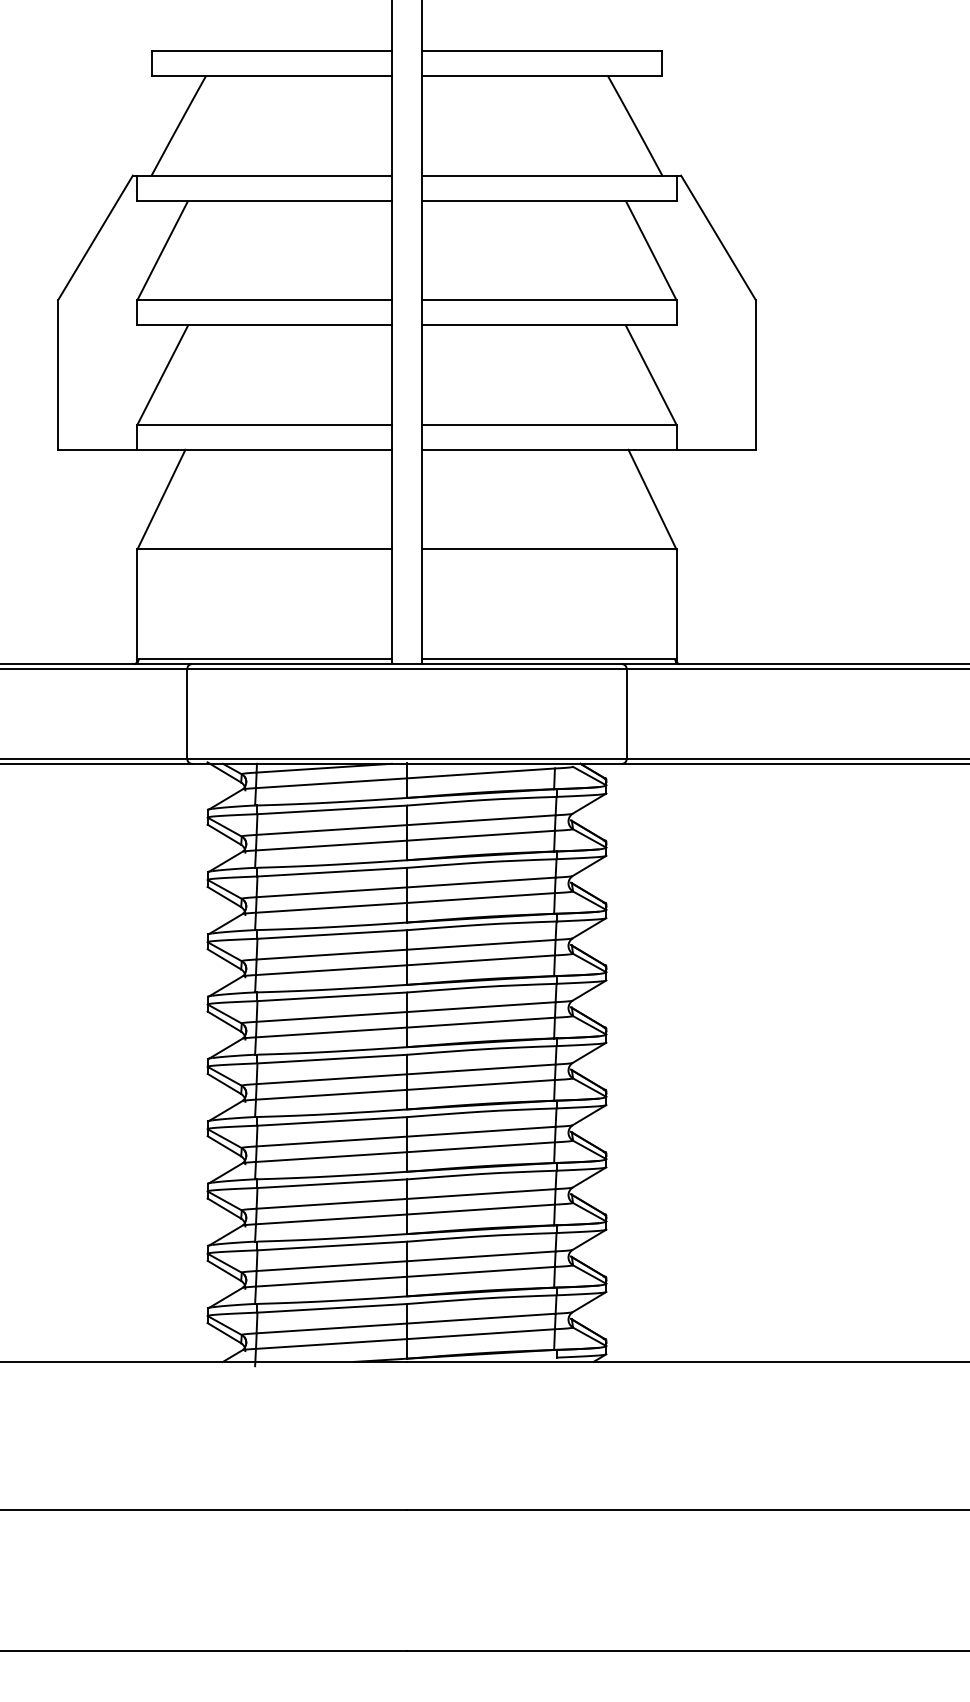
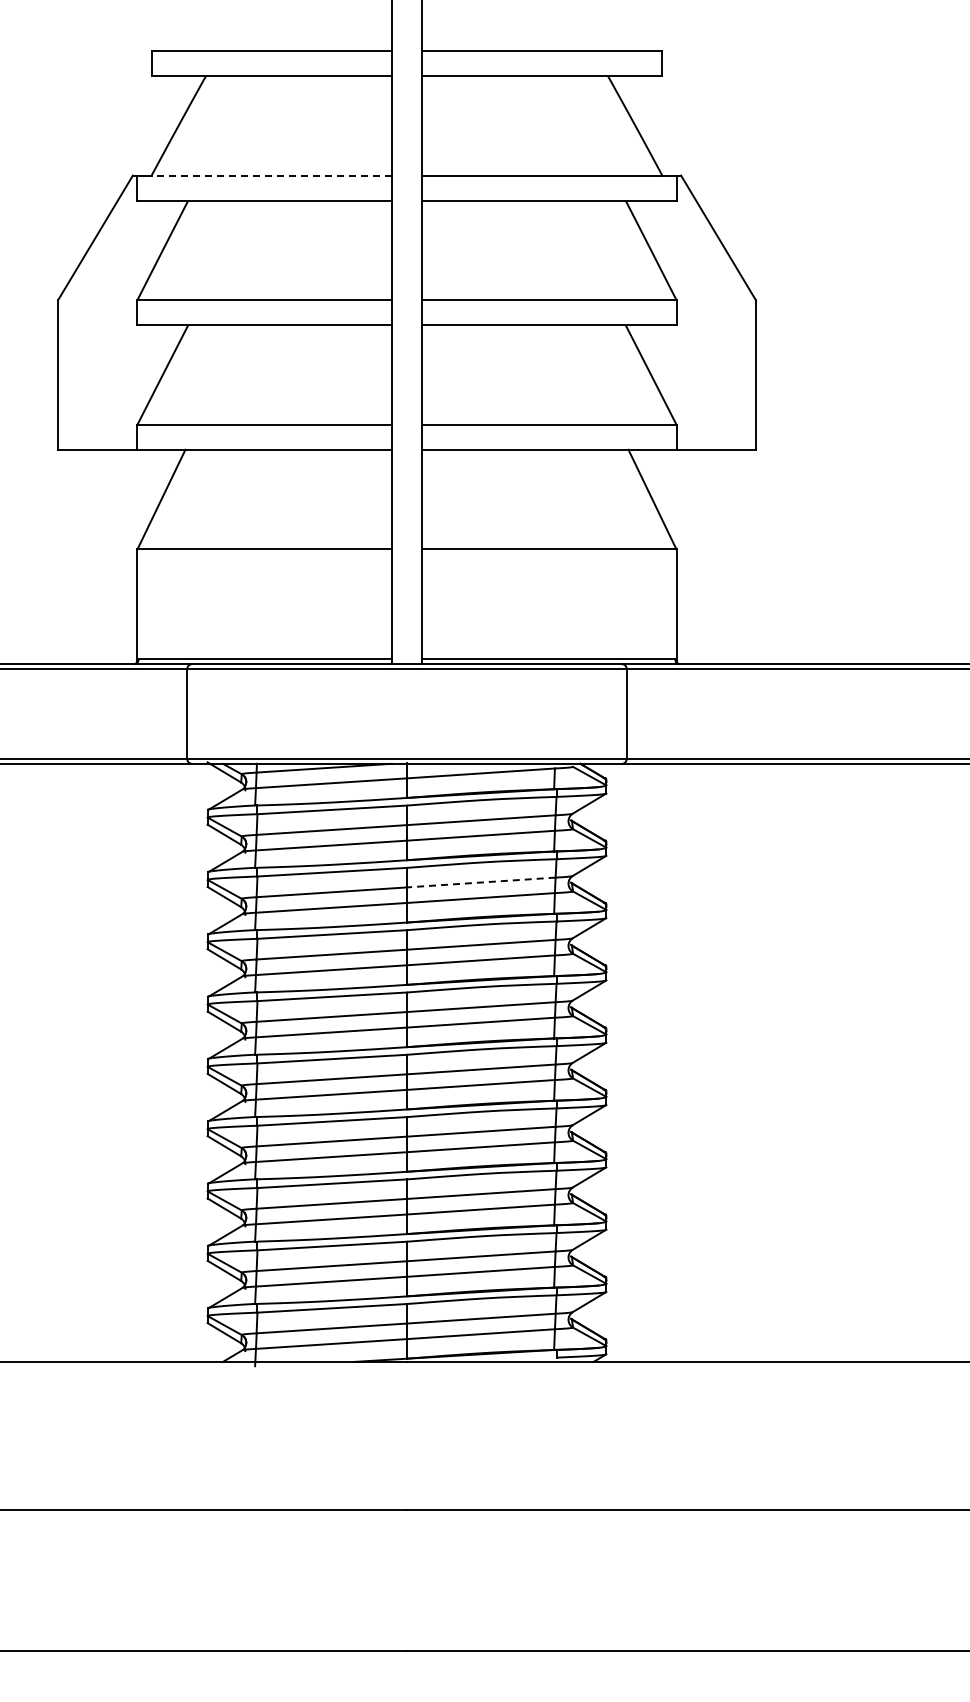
line: solid -> dashed (271, 175)
line: solid -> dashed (480, 882)
